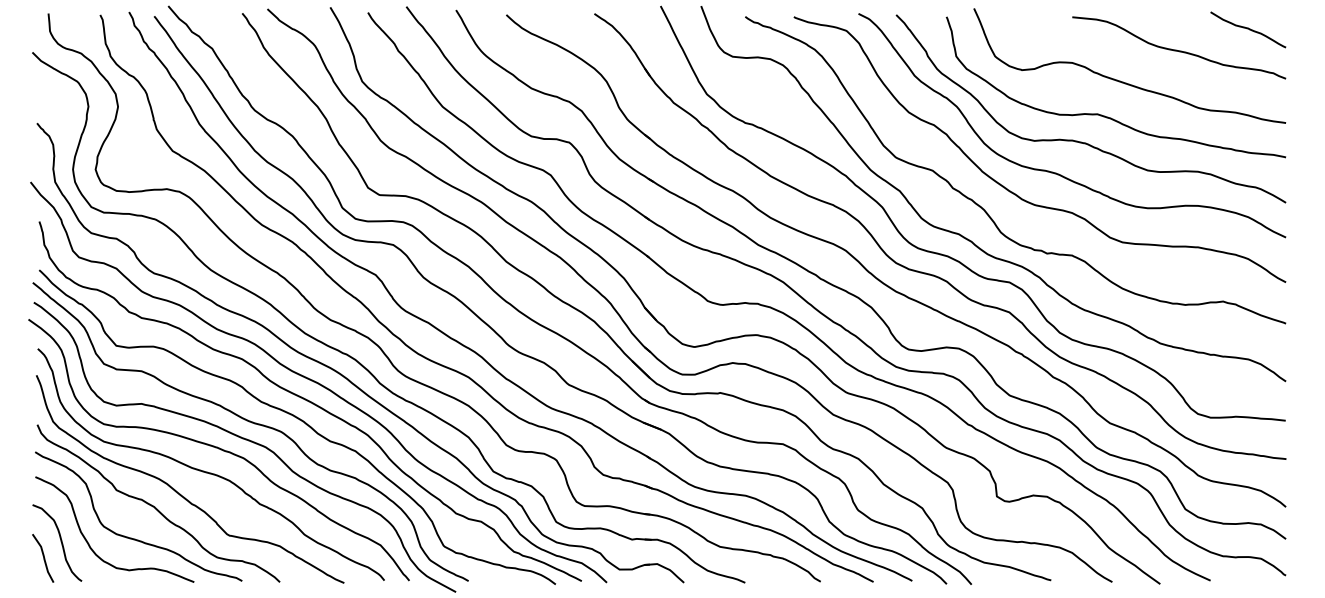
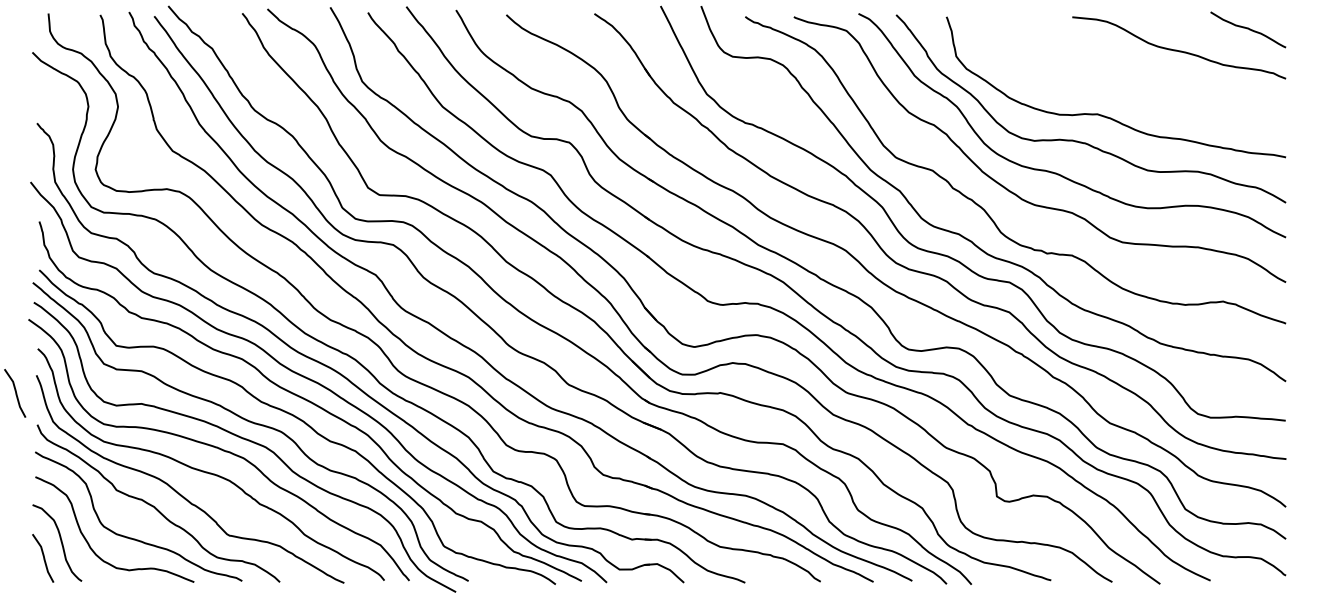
curve: present -> none (1123, 81)
curve: none -> present (15, 393)
